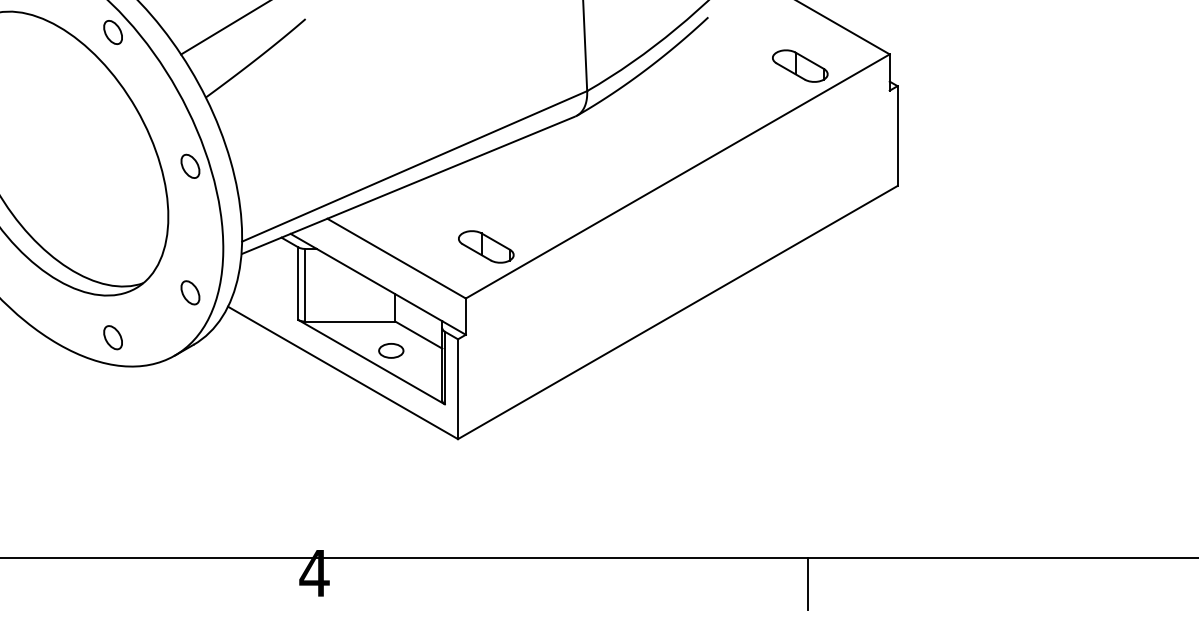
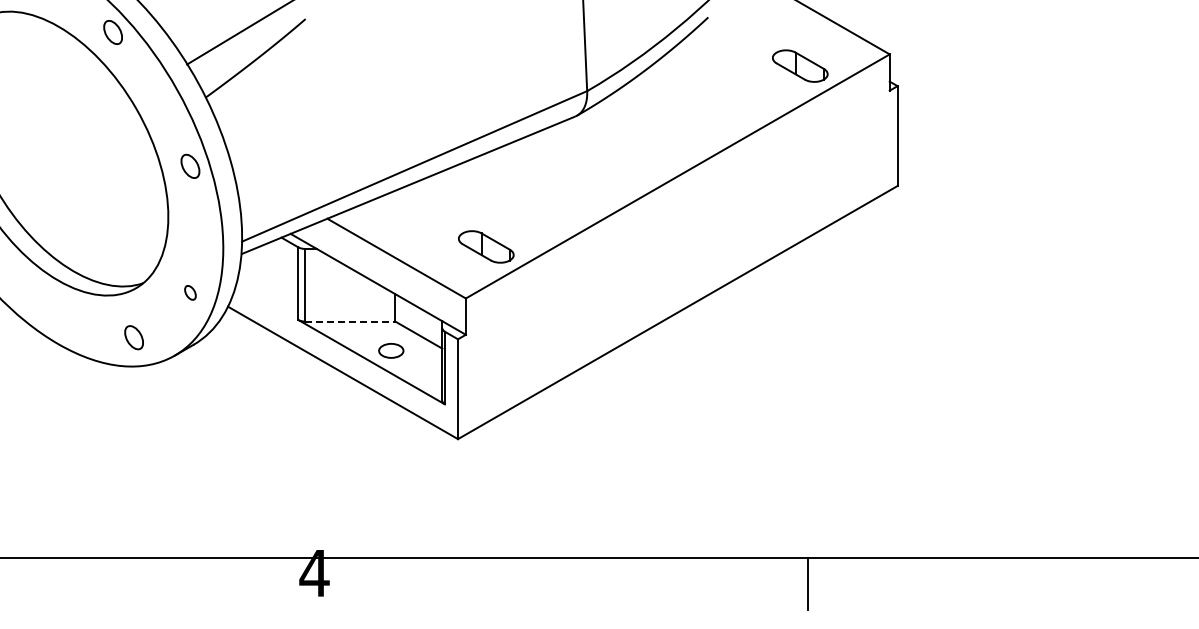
line position: (224, 28) -> (238, 33) (238, 33)
part size: 21x26 px -> 13x16 px (190, 292)
line: solid -> dashed (350, 321)
part position: (112, 337) -> (133, 337) (133, 337)
